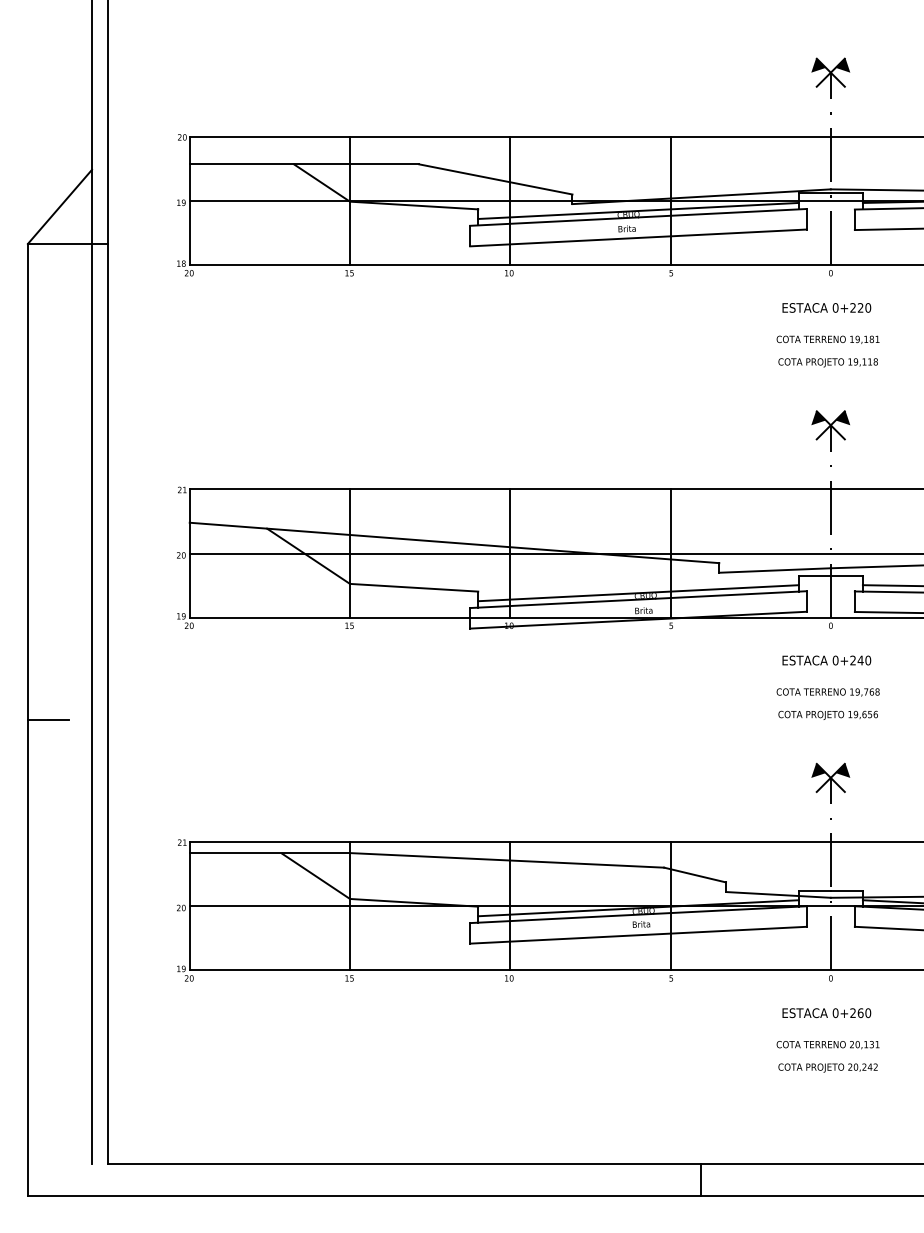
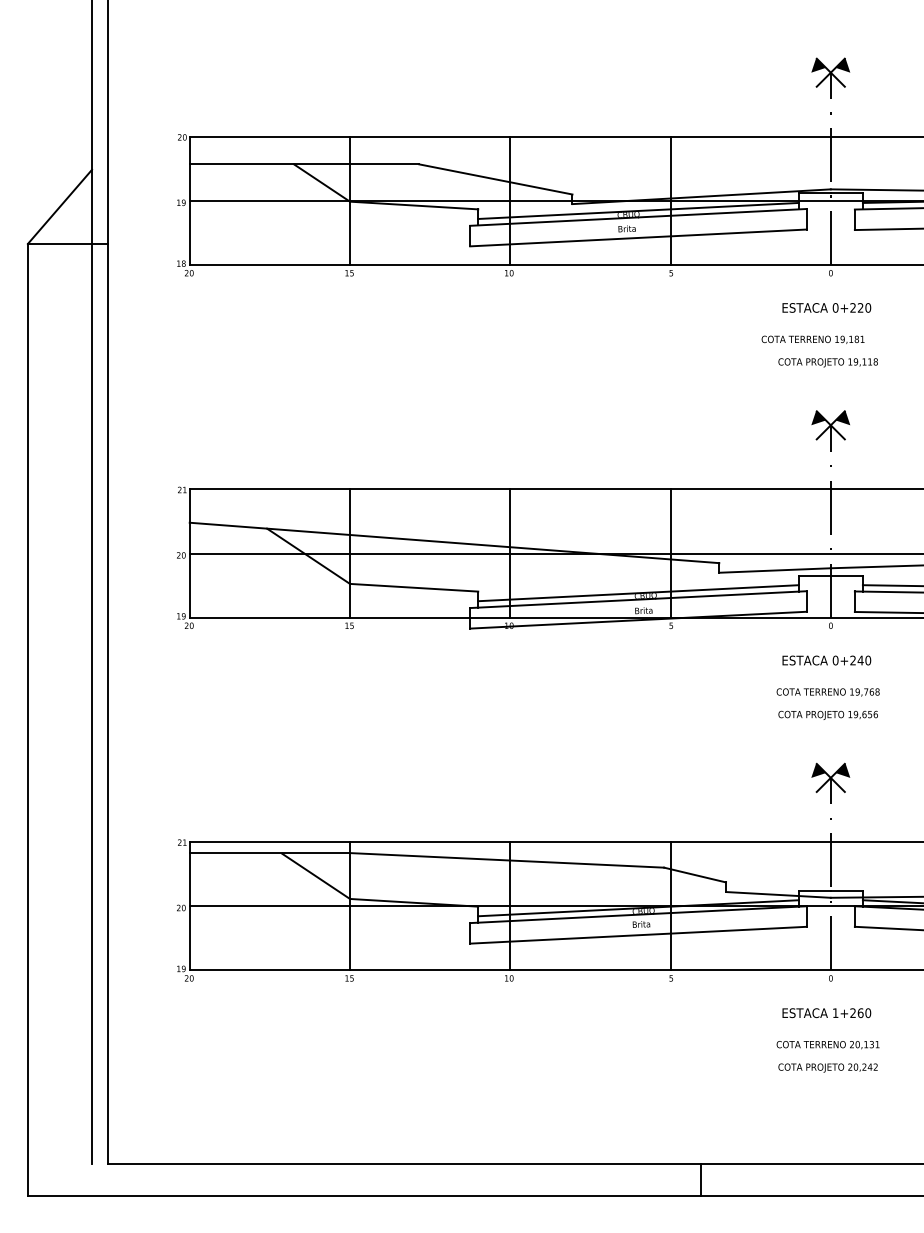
text position: (827, 339) -> (812, 339) (812, 339)
line: present -> none (48, 719)
text: 0+260 -> 1+260 (835, 1013)
